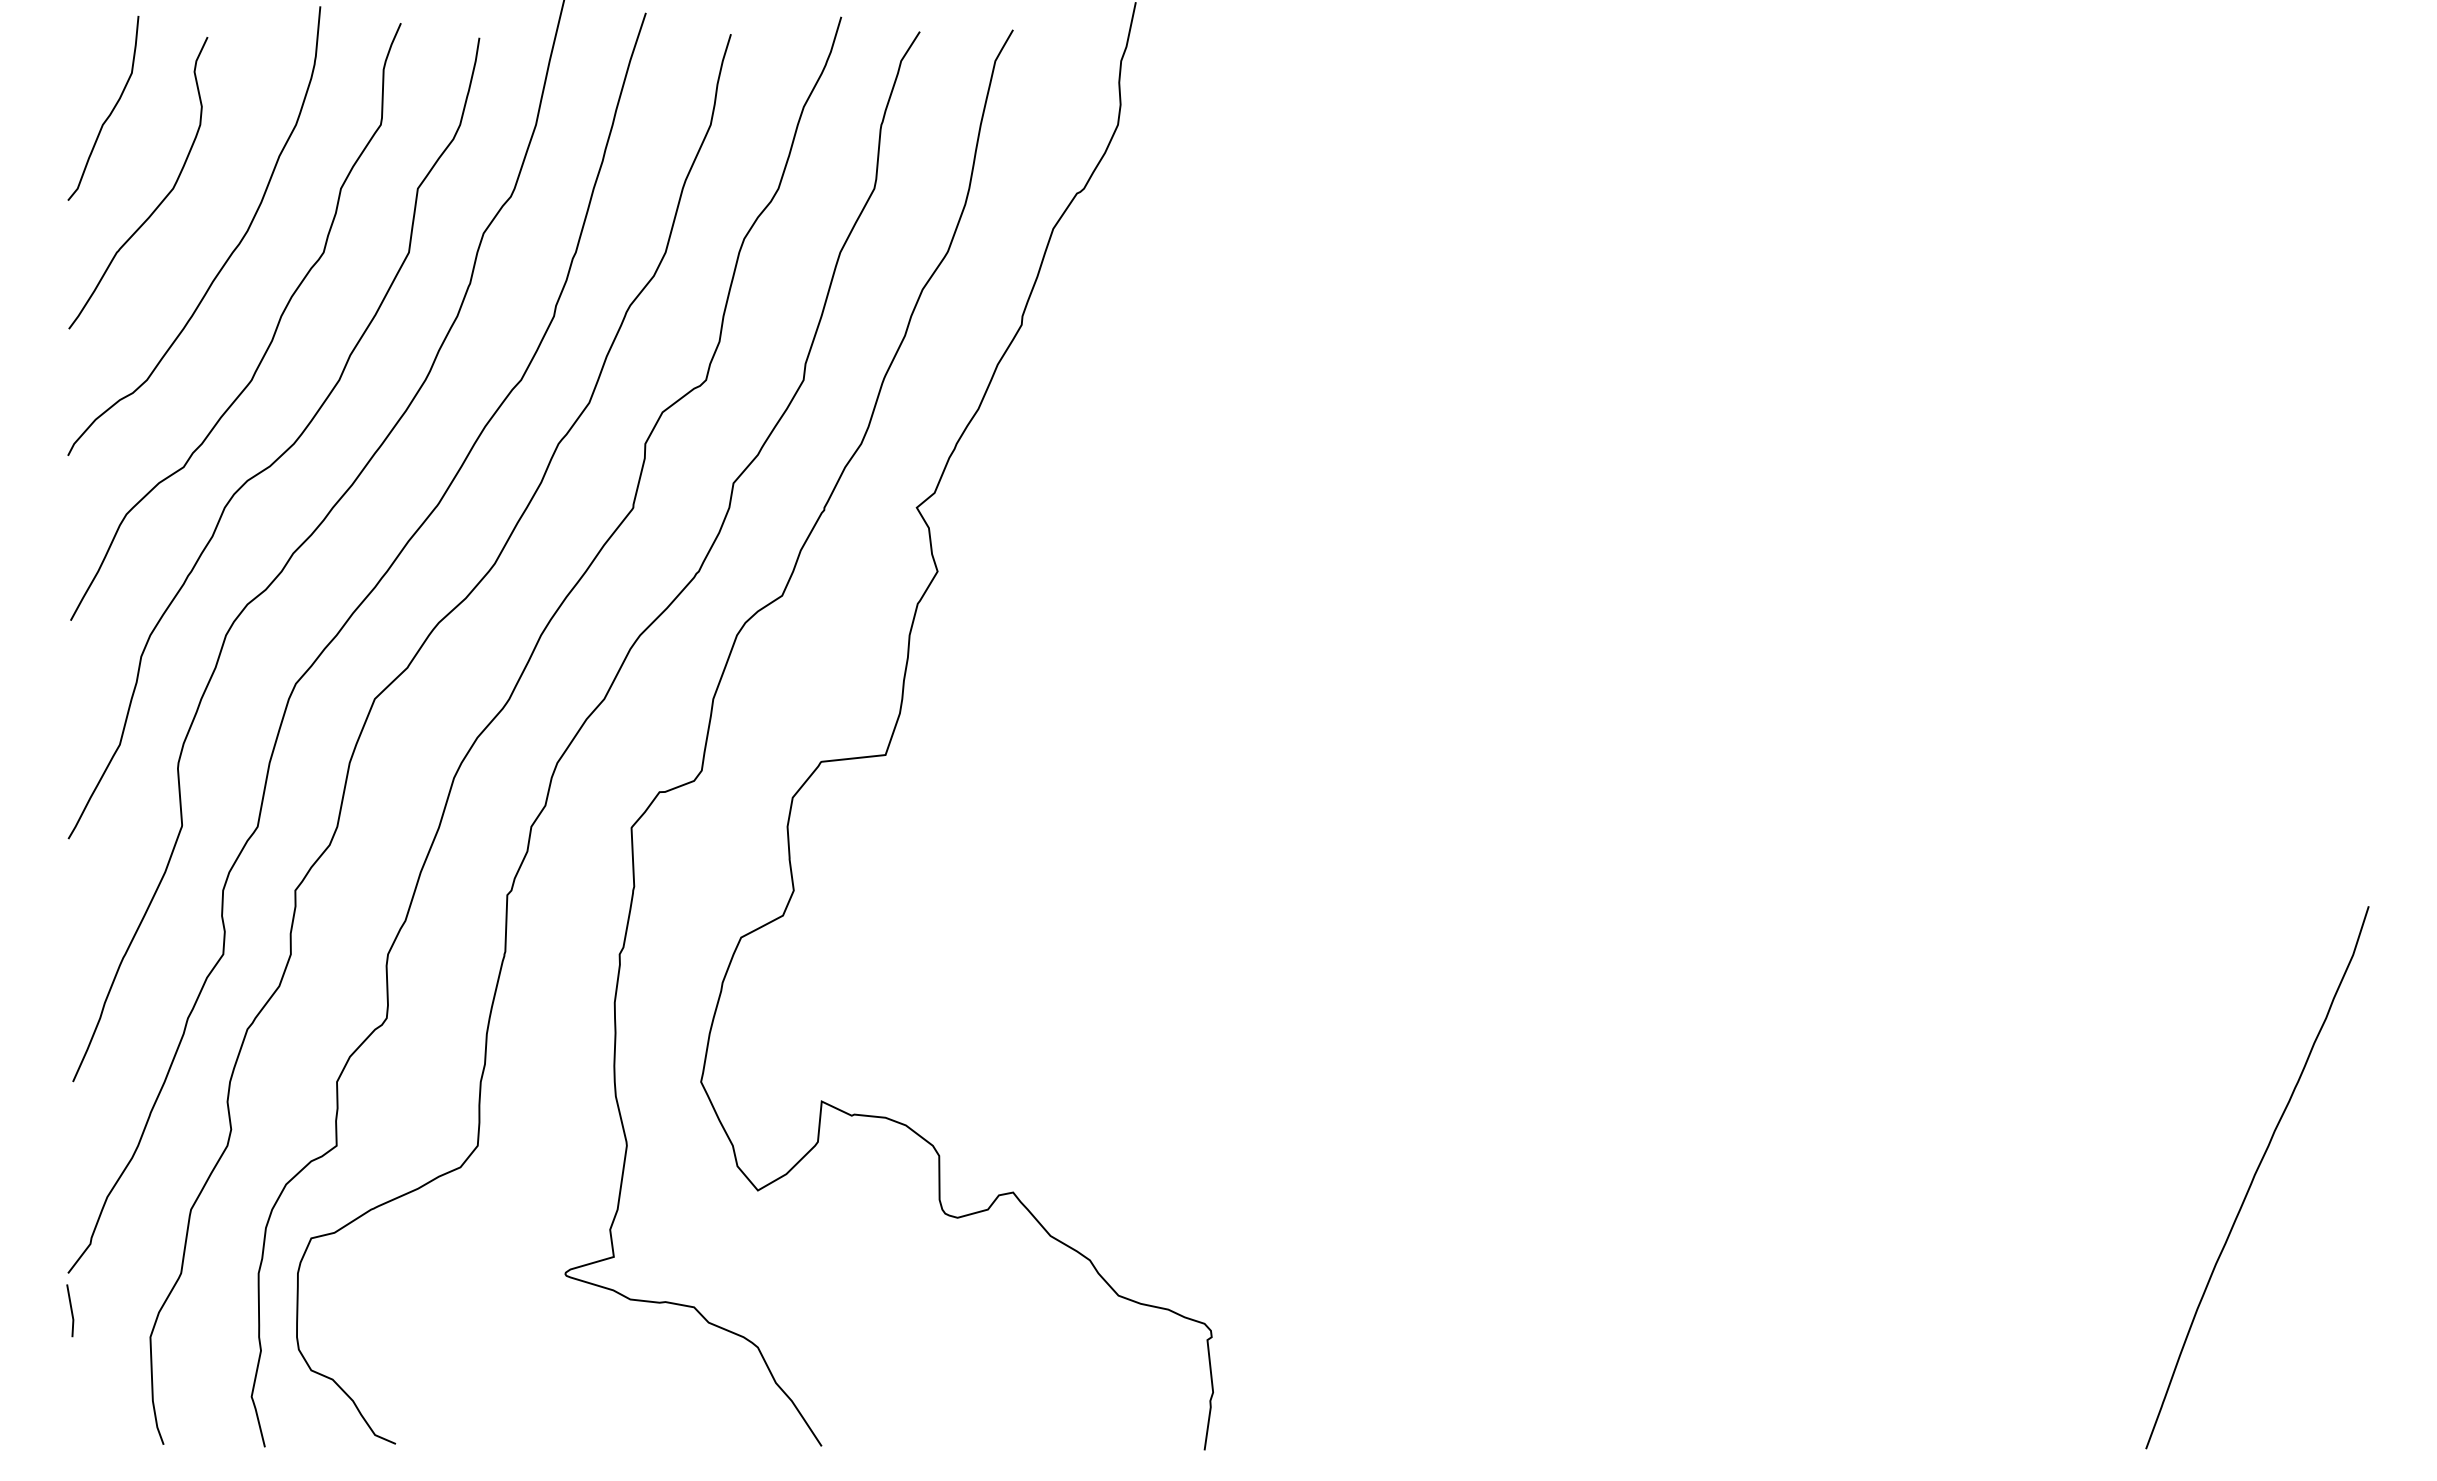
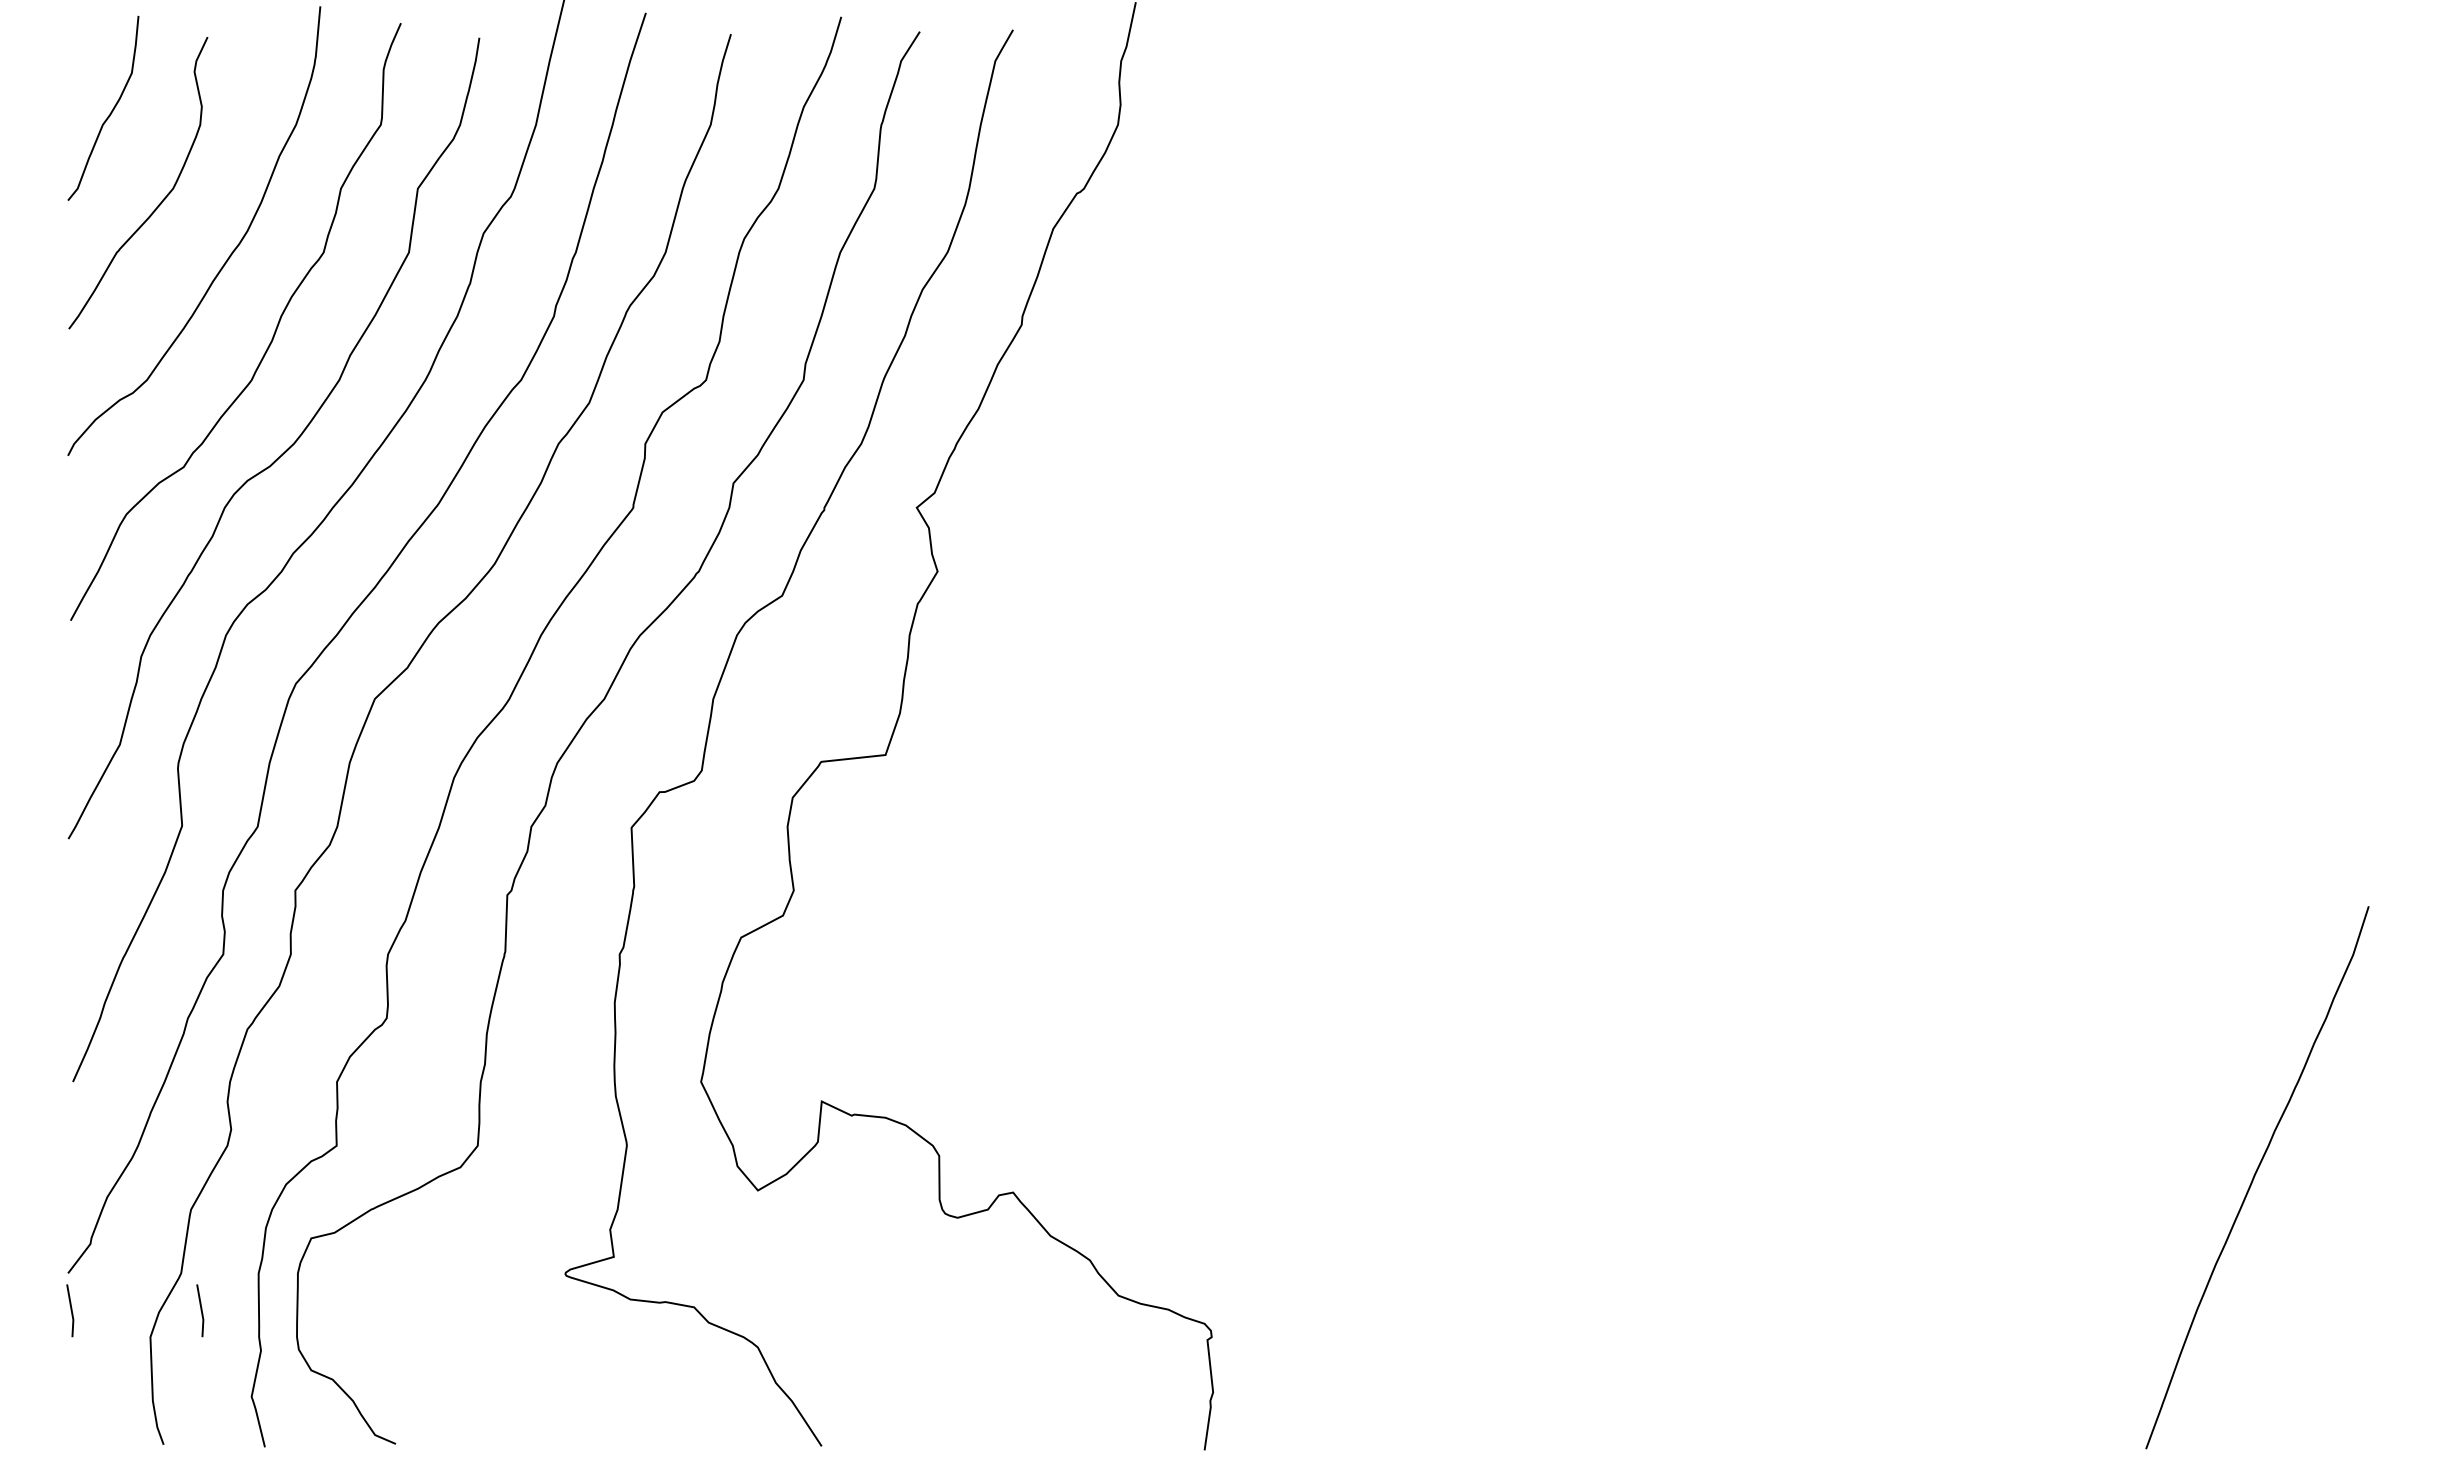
line: none -> present (200, 1310)
